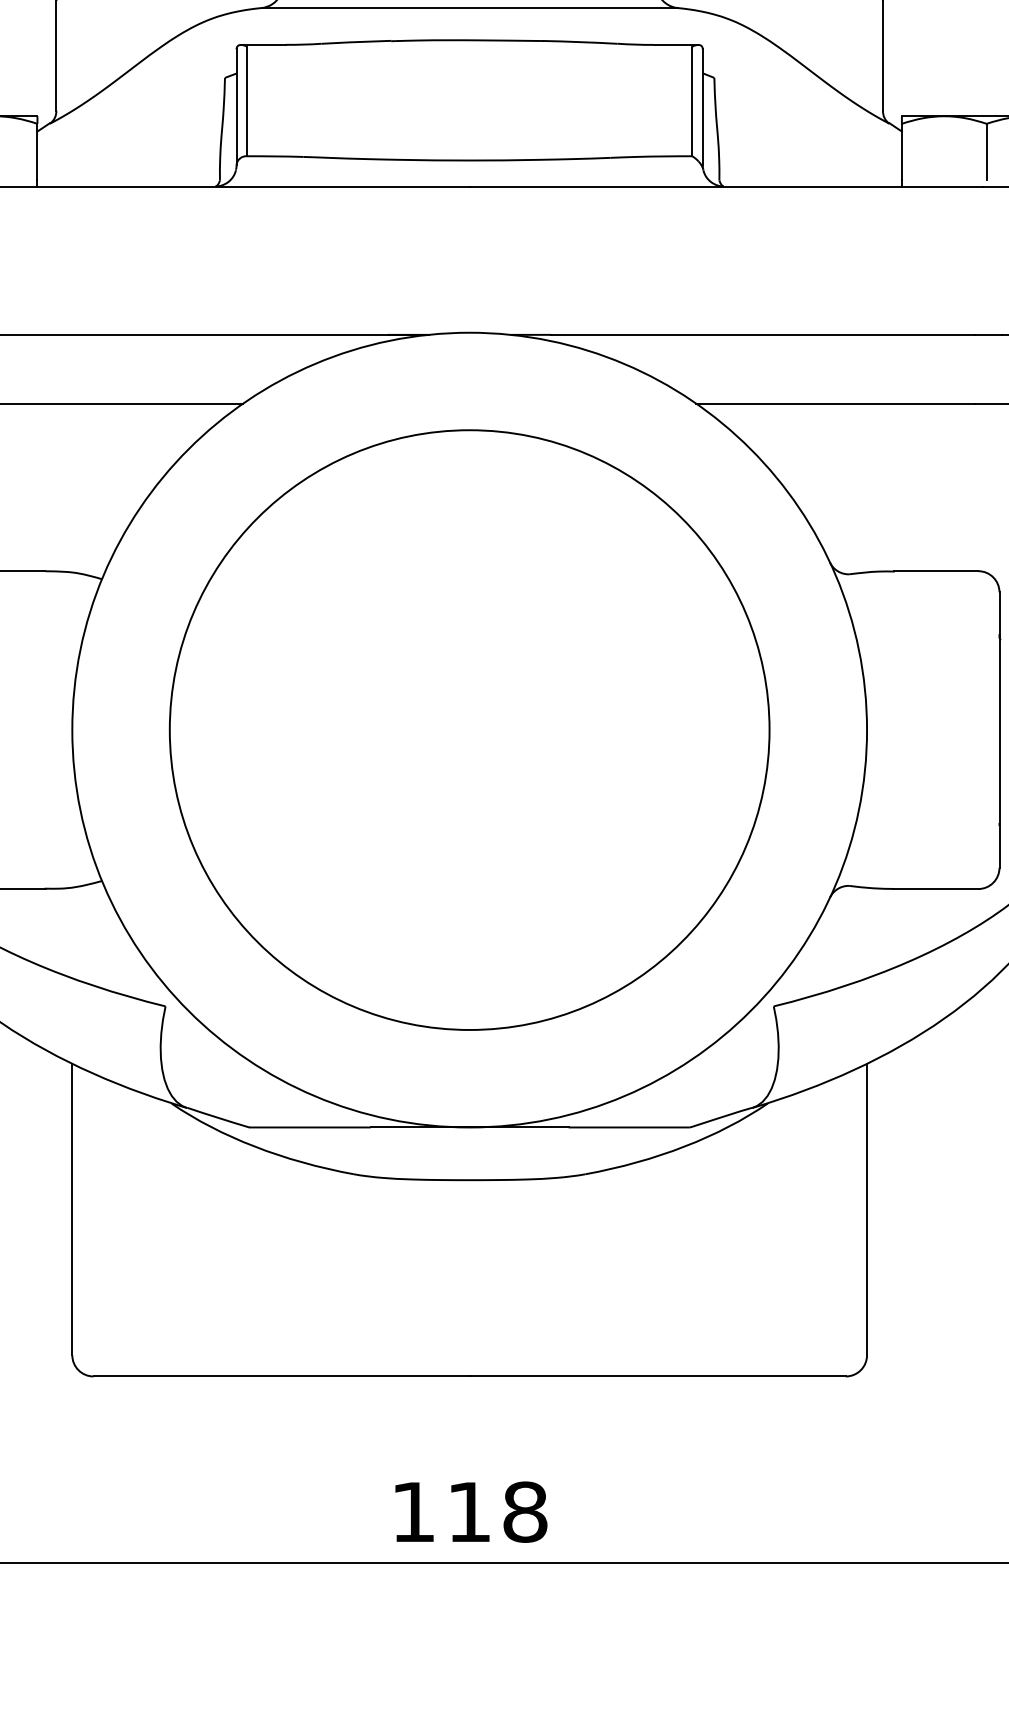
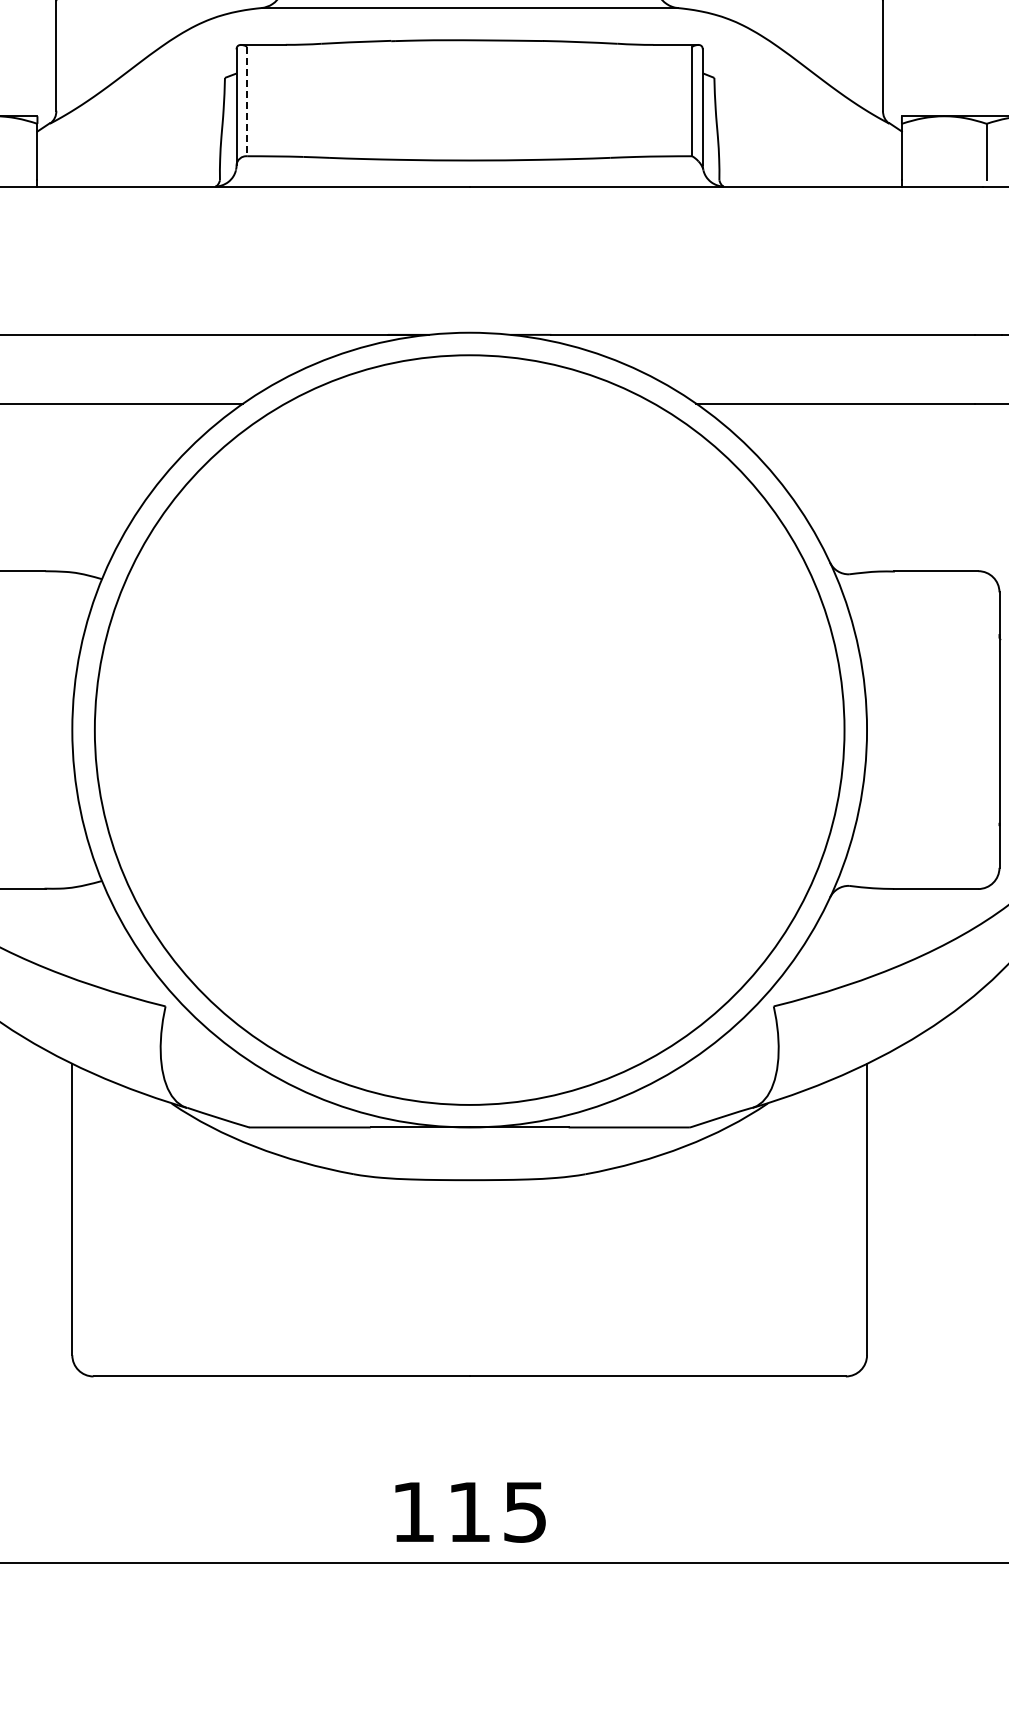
line: solid -> dashed (247, 101)
circle diameter: 600 px -> 750 px (469, 729)
text: 118 -> 115 (525, 1511)
